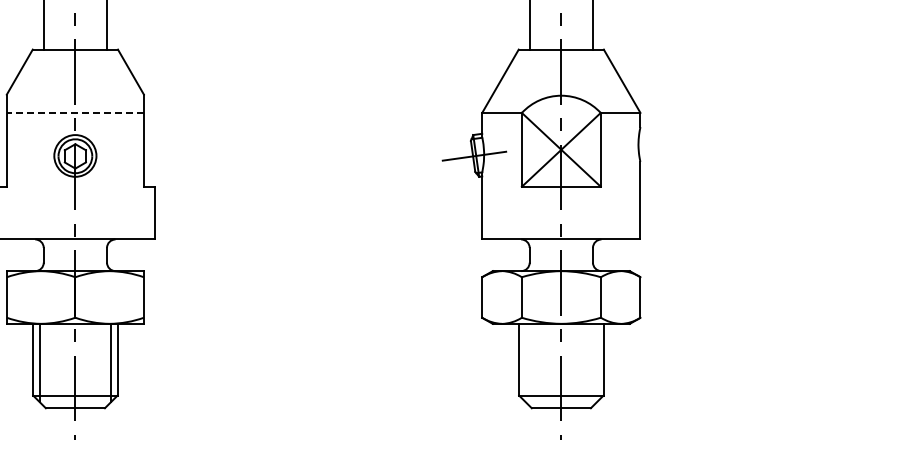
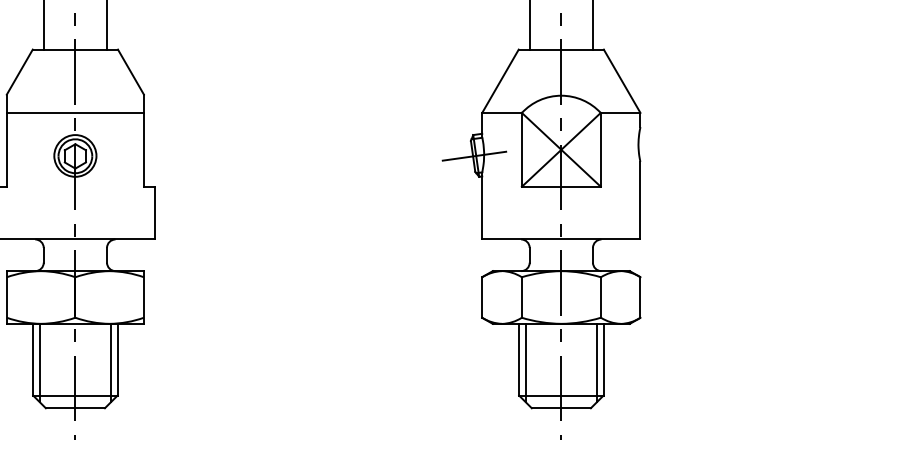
line: dashed -> solid (75, 112)
line: none -> present (525, 362)
line: none -> present (596, 362)
